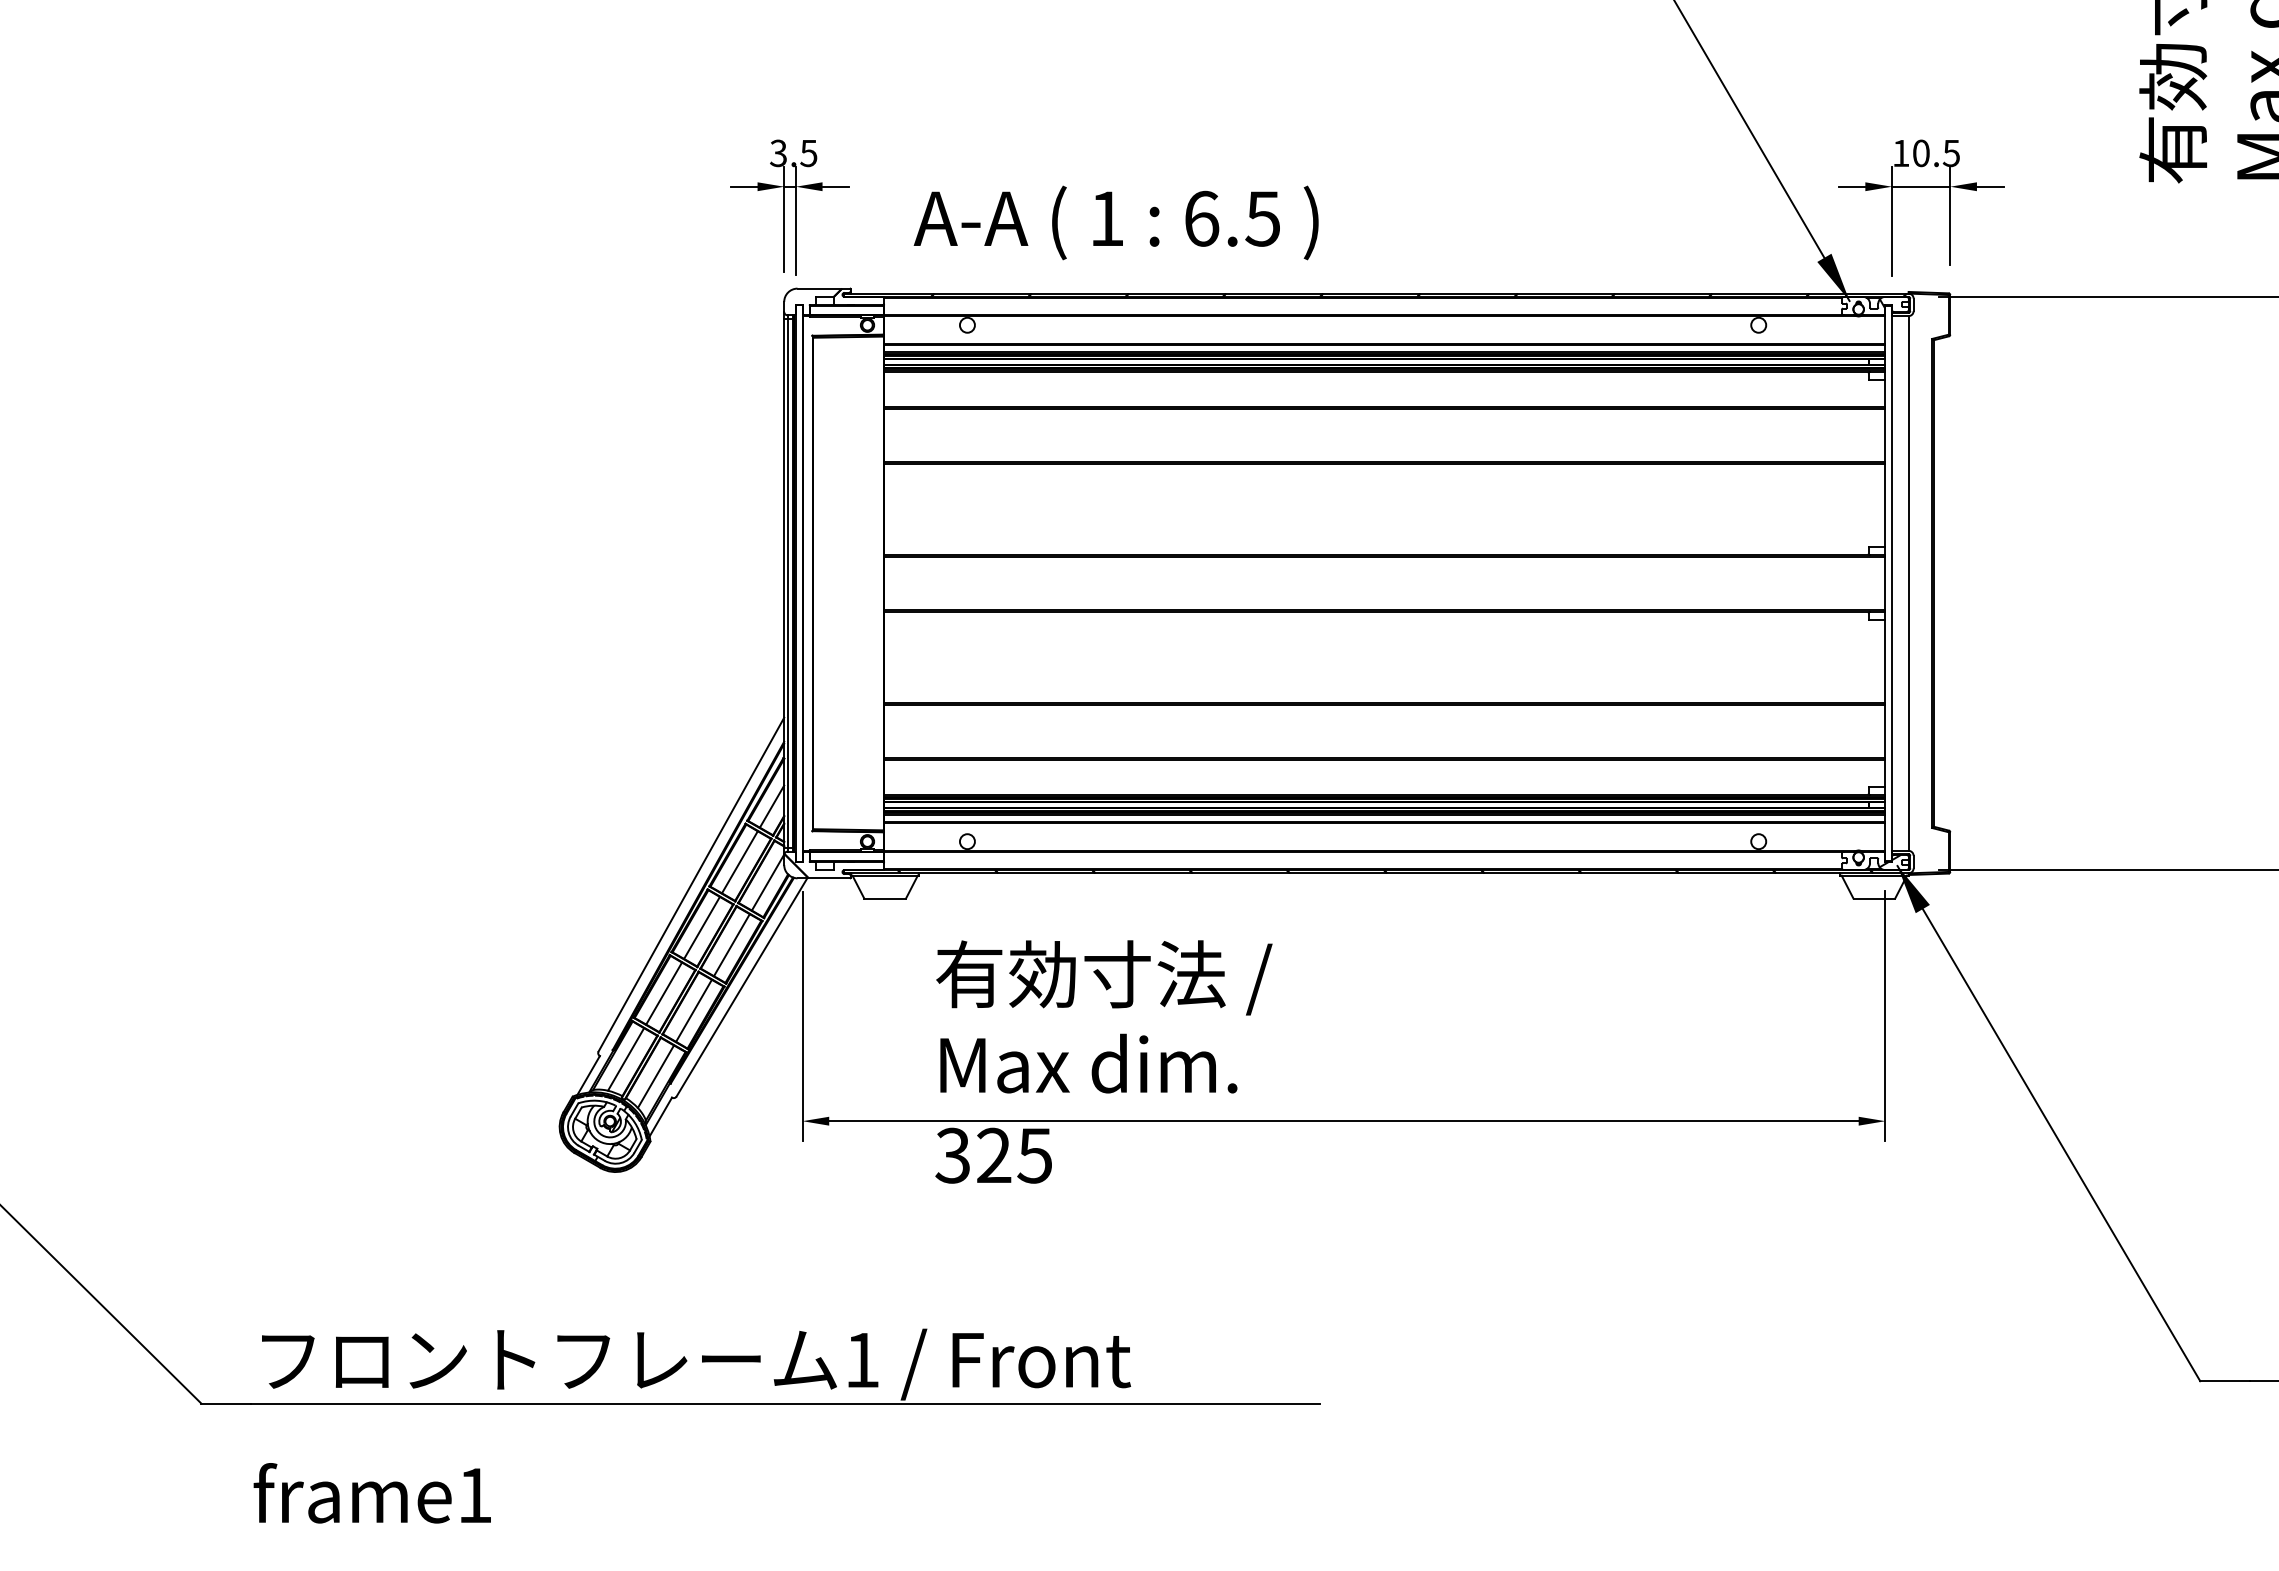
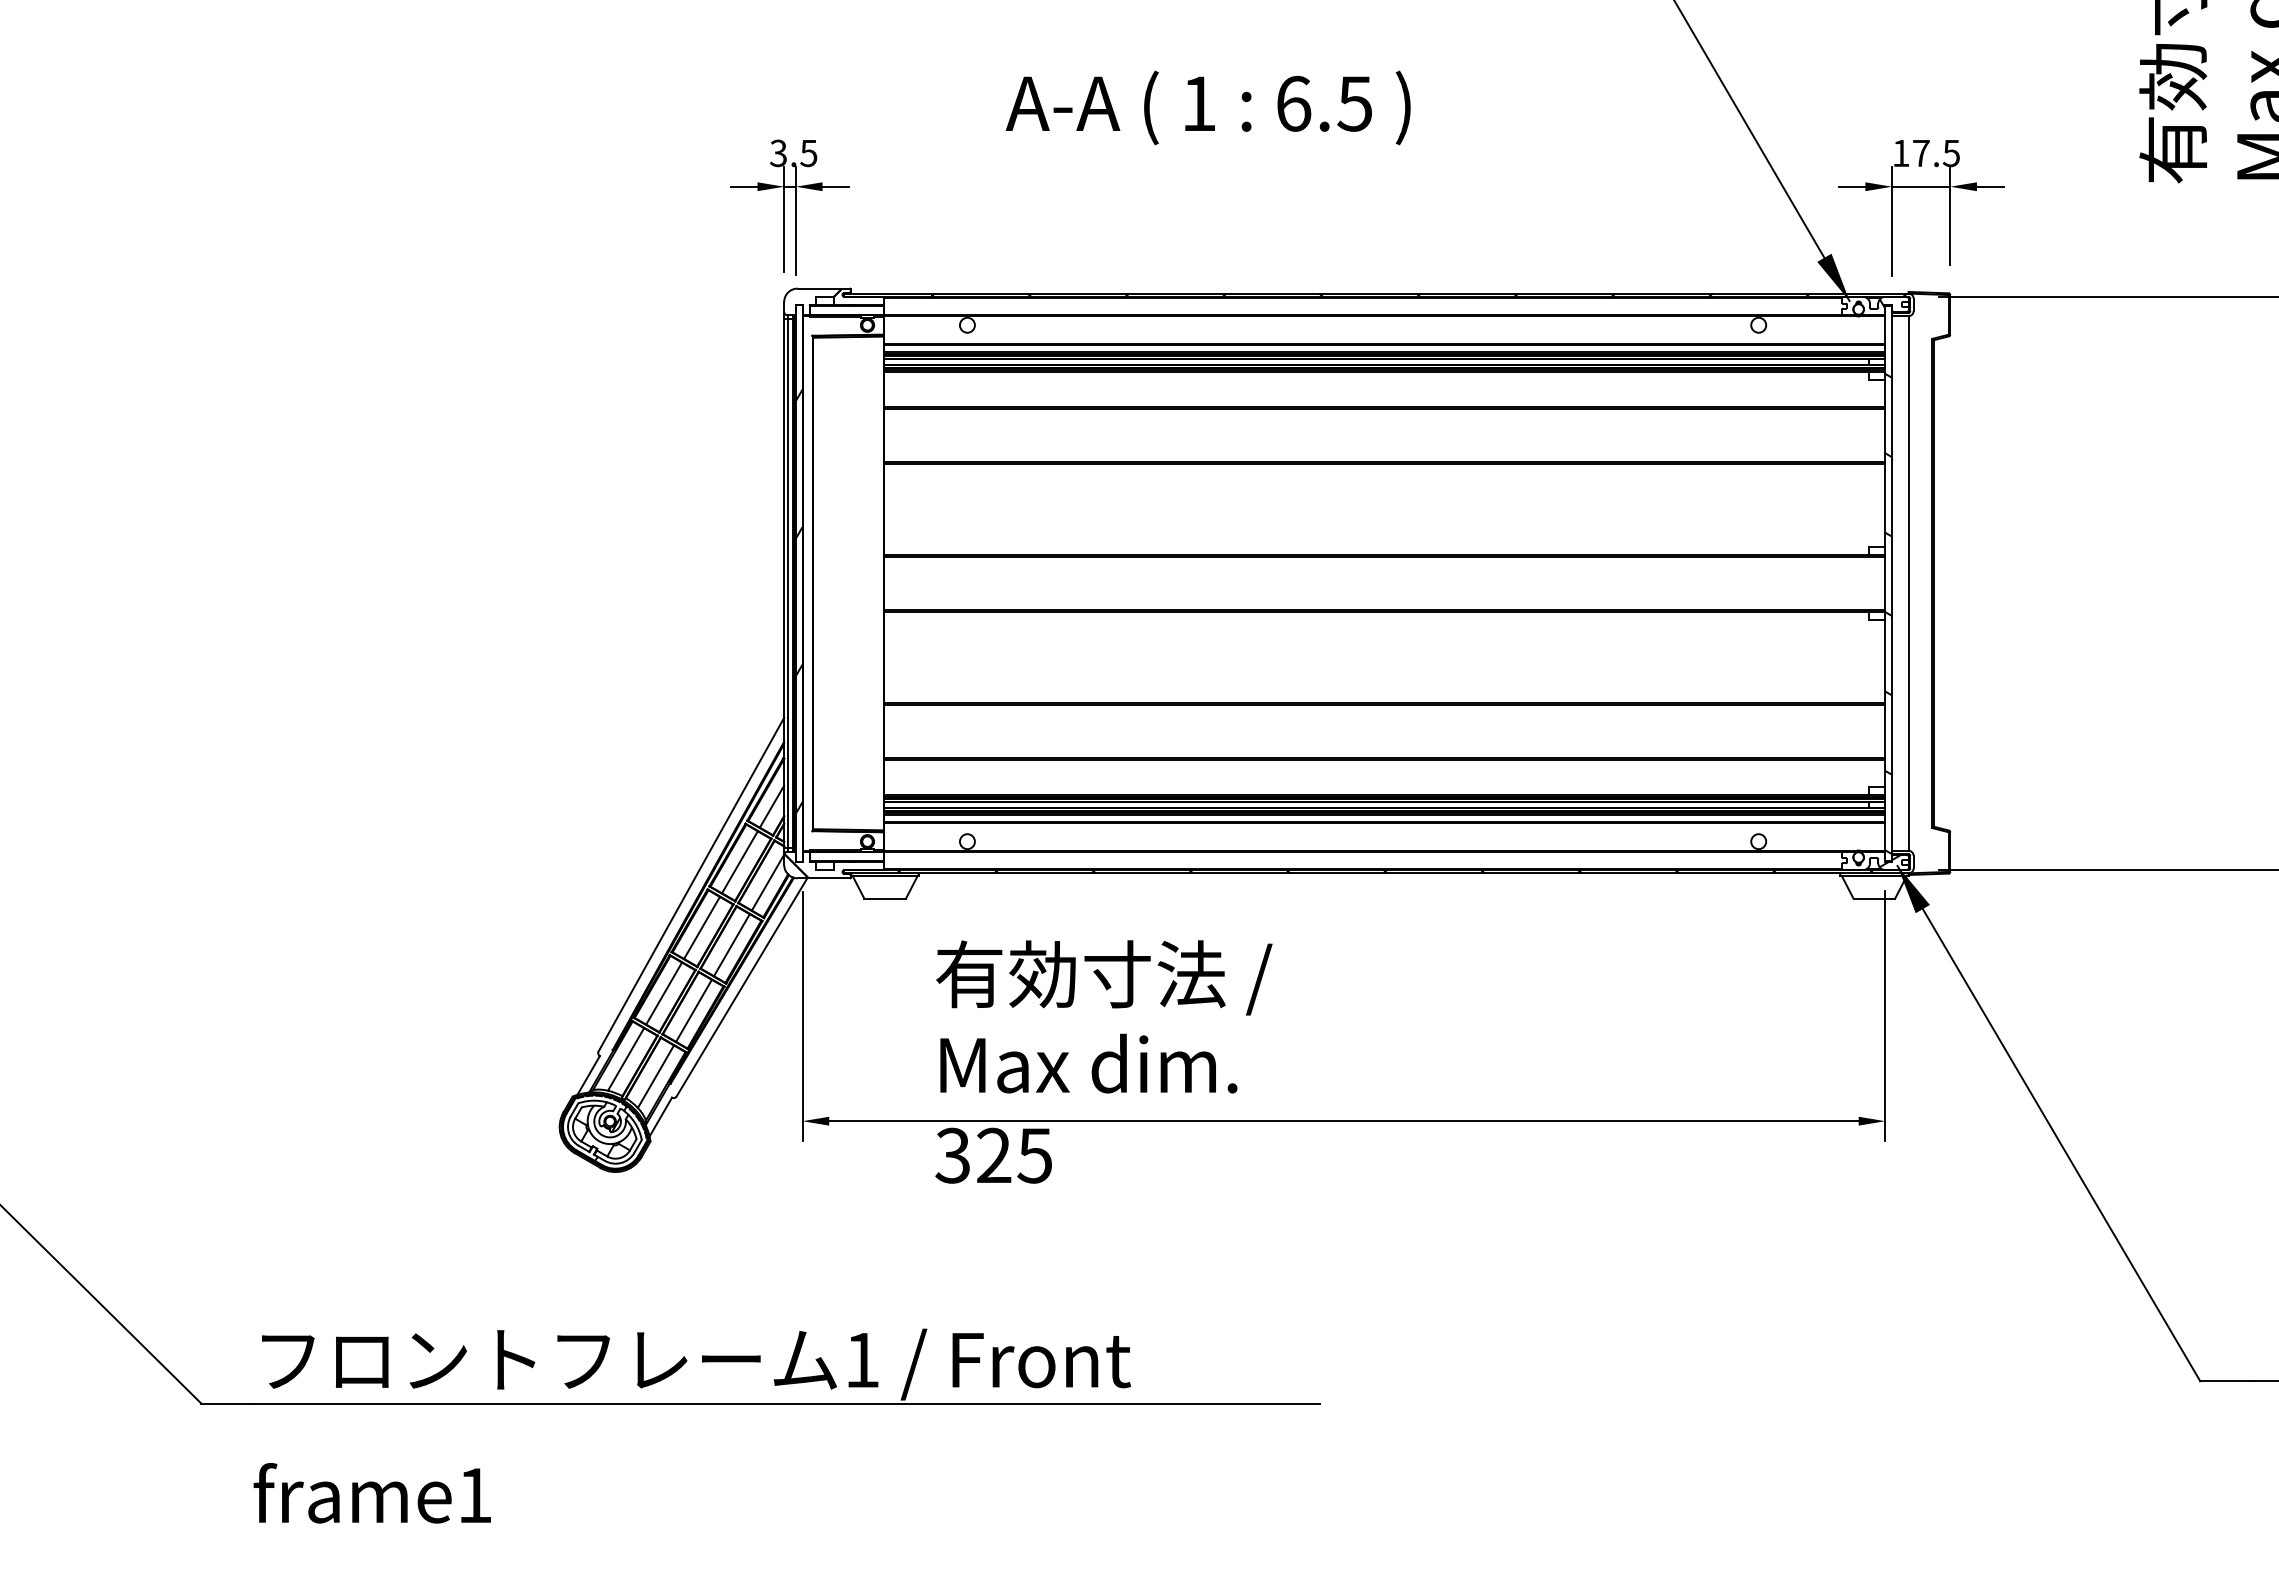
text: 10.5 -> 17.5 (1921, 153)
text position: (1115, 222) -> (1207, 107) (1207, 107)
hatch: none -> present (798, 601)
hatch: none -> present (1888, 613)
